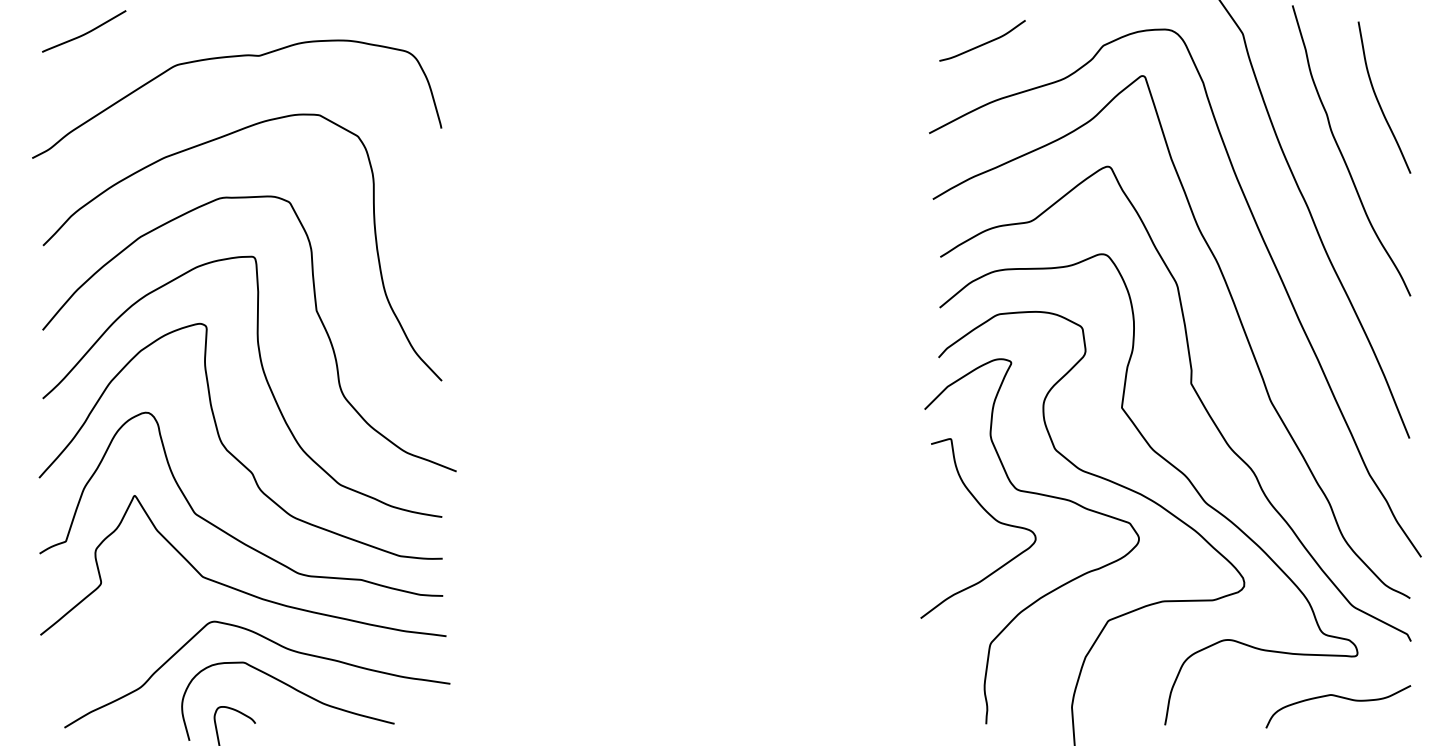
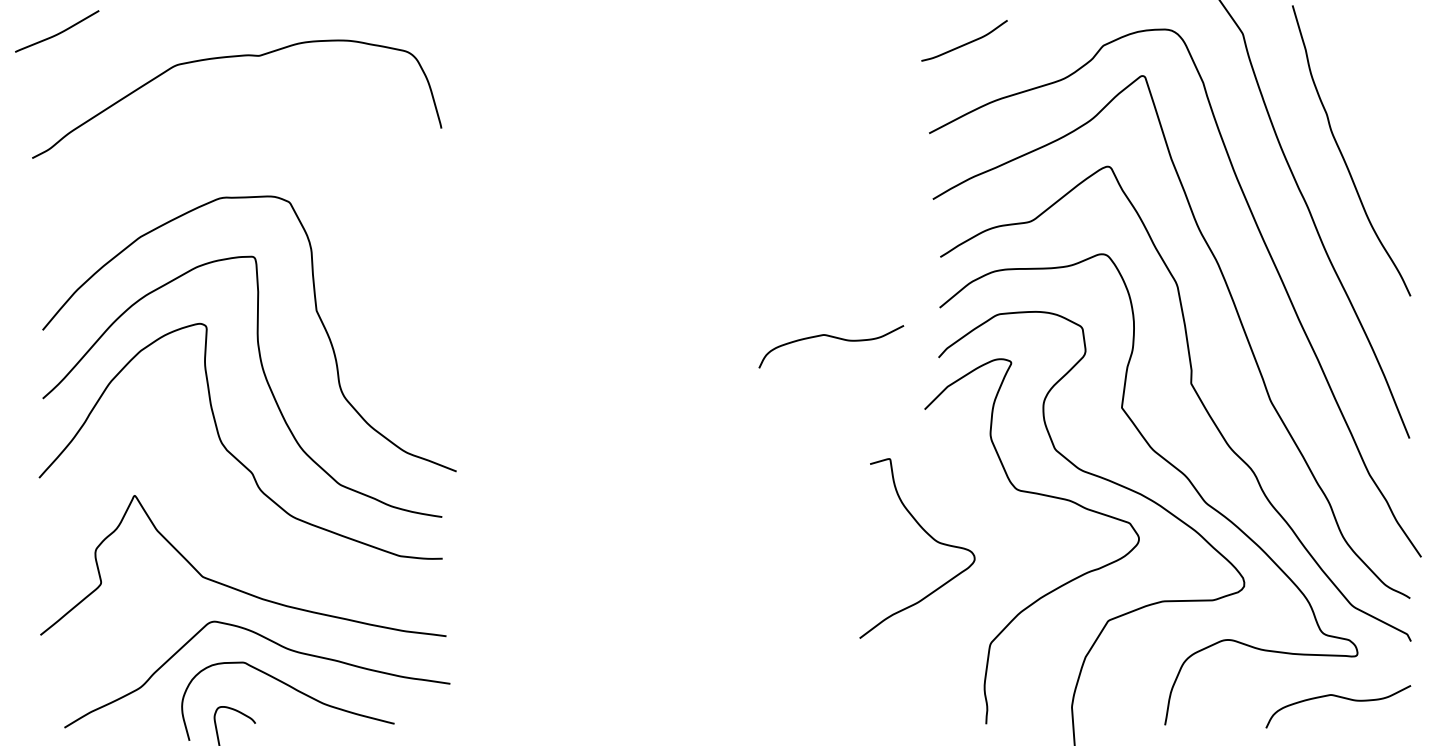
curve position: (84, 33) -> (57, 33) (57, 33)
curve position: (982, 43) -> (964, 43) (964, 43)
curve: present -> none (1378, 99)
curve: present -> none (207, 143)
curve: none -> present (834, 338)
curve position: (990, 516) -> (929, 536) (929, 536)
curve: present -> none (224, 530)
